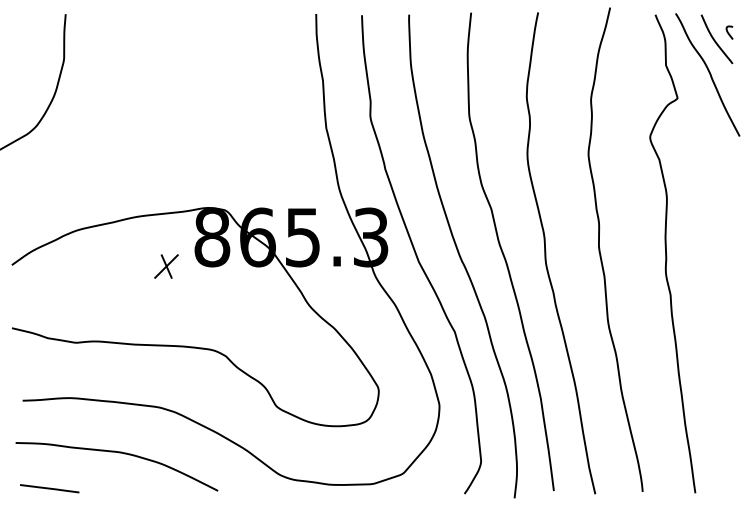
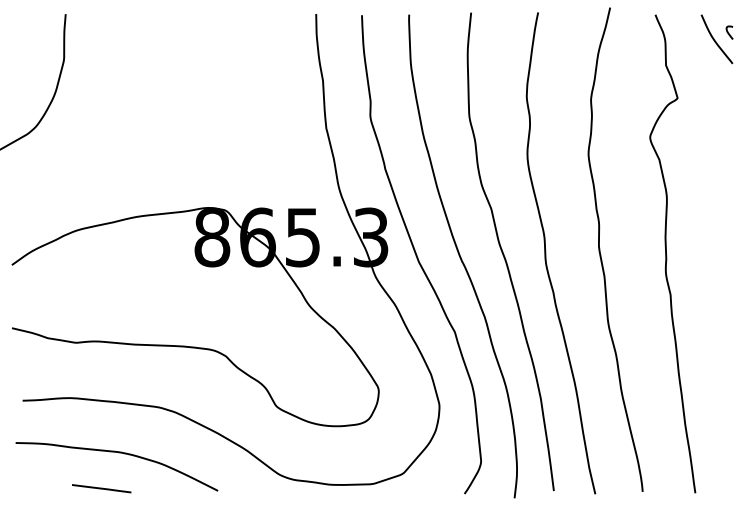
curve: present -> none (709, 74)
part: present -> none (166, 266)
line position: (49, 488) -> (101, 488) (101, 488)
